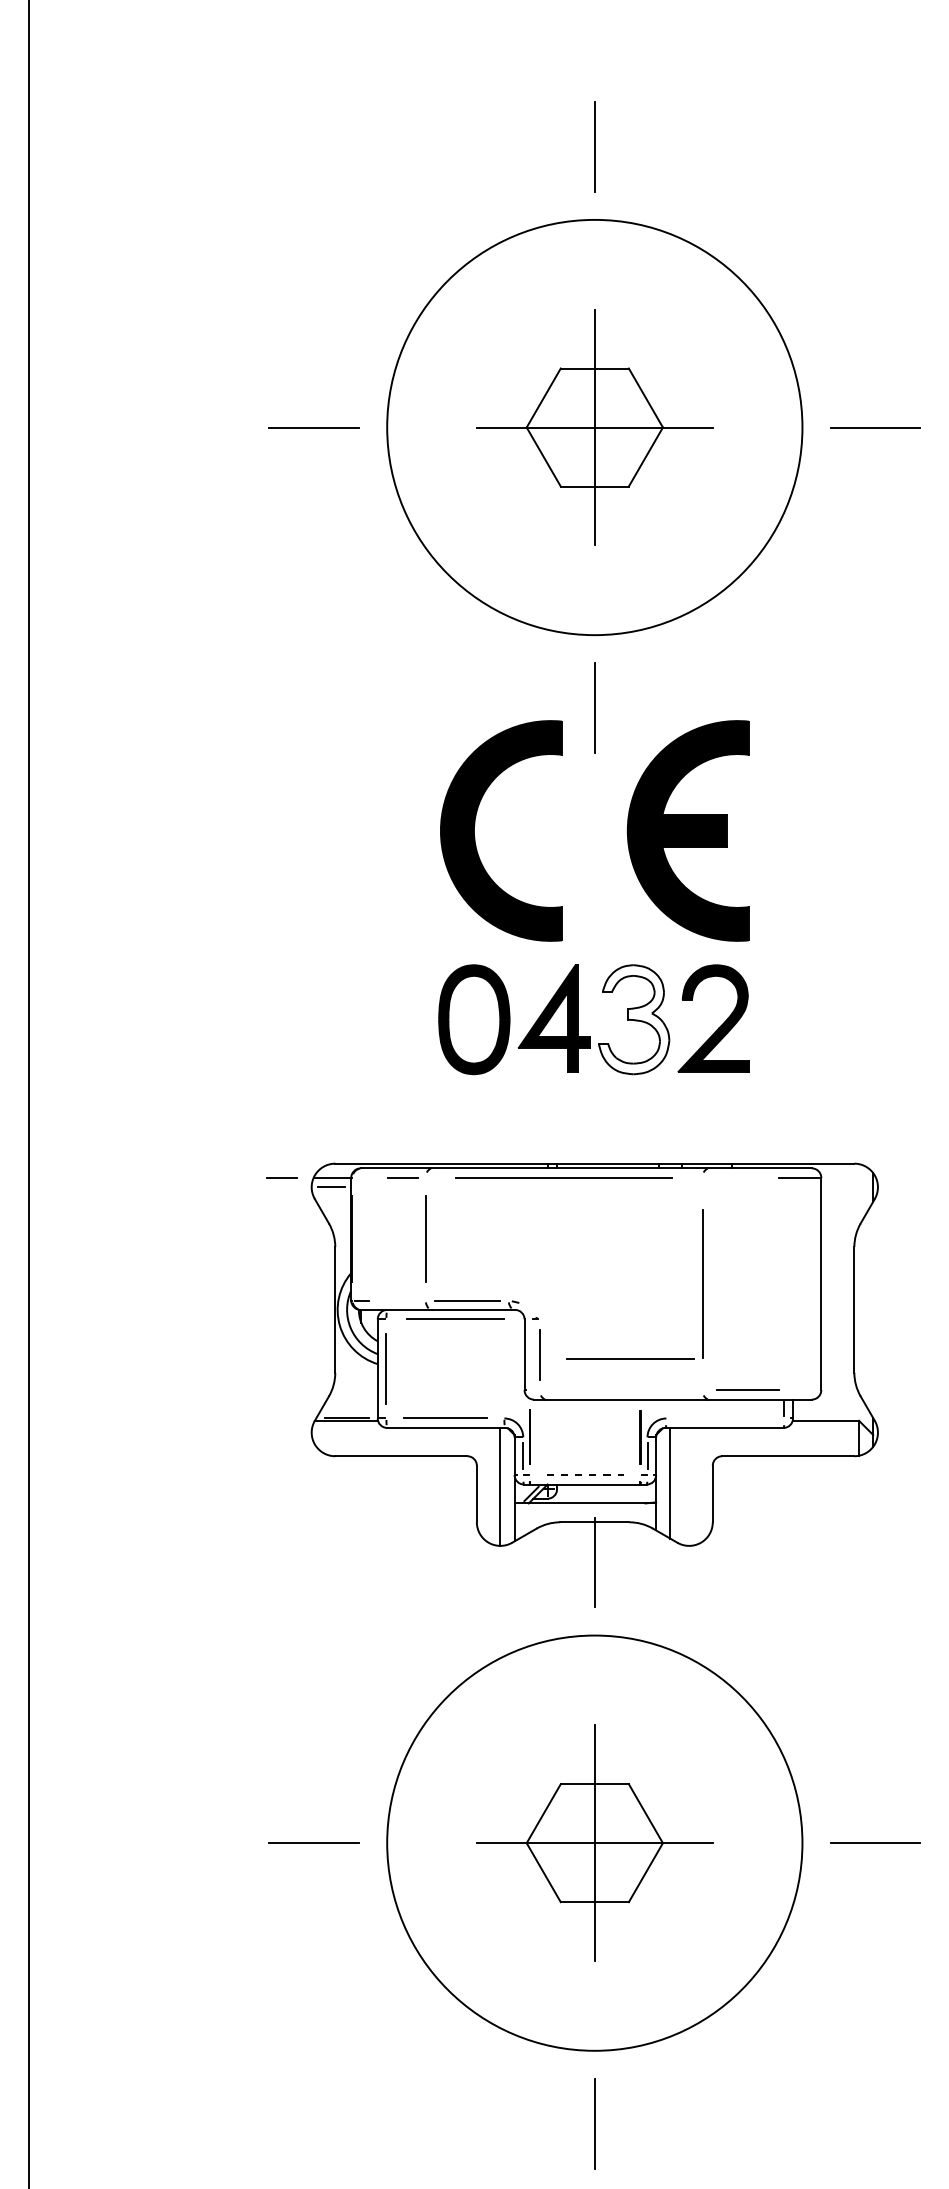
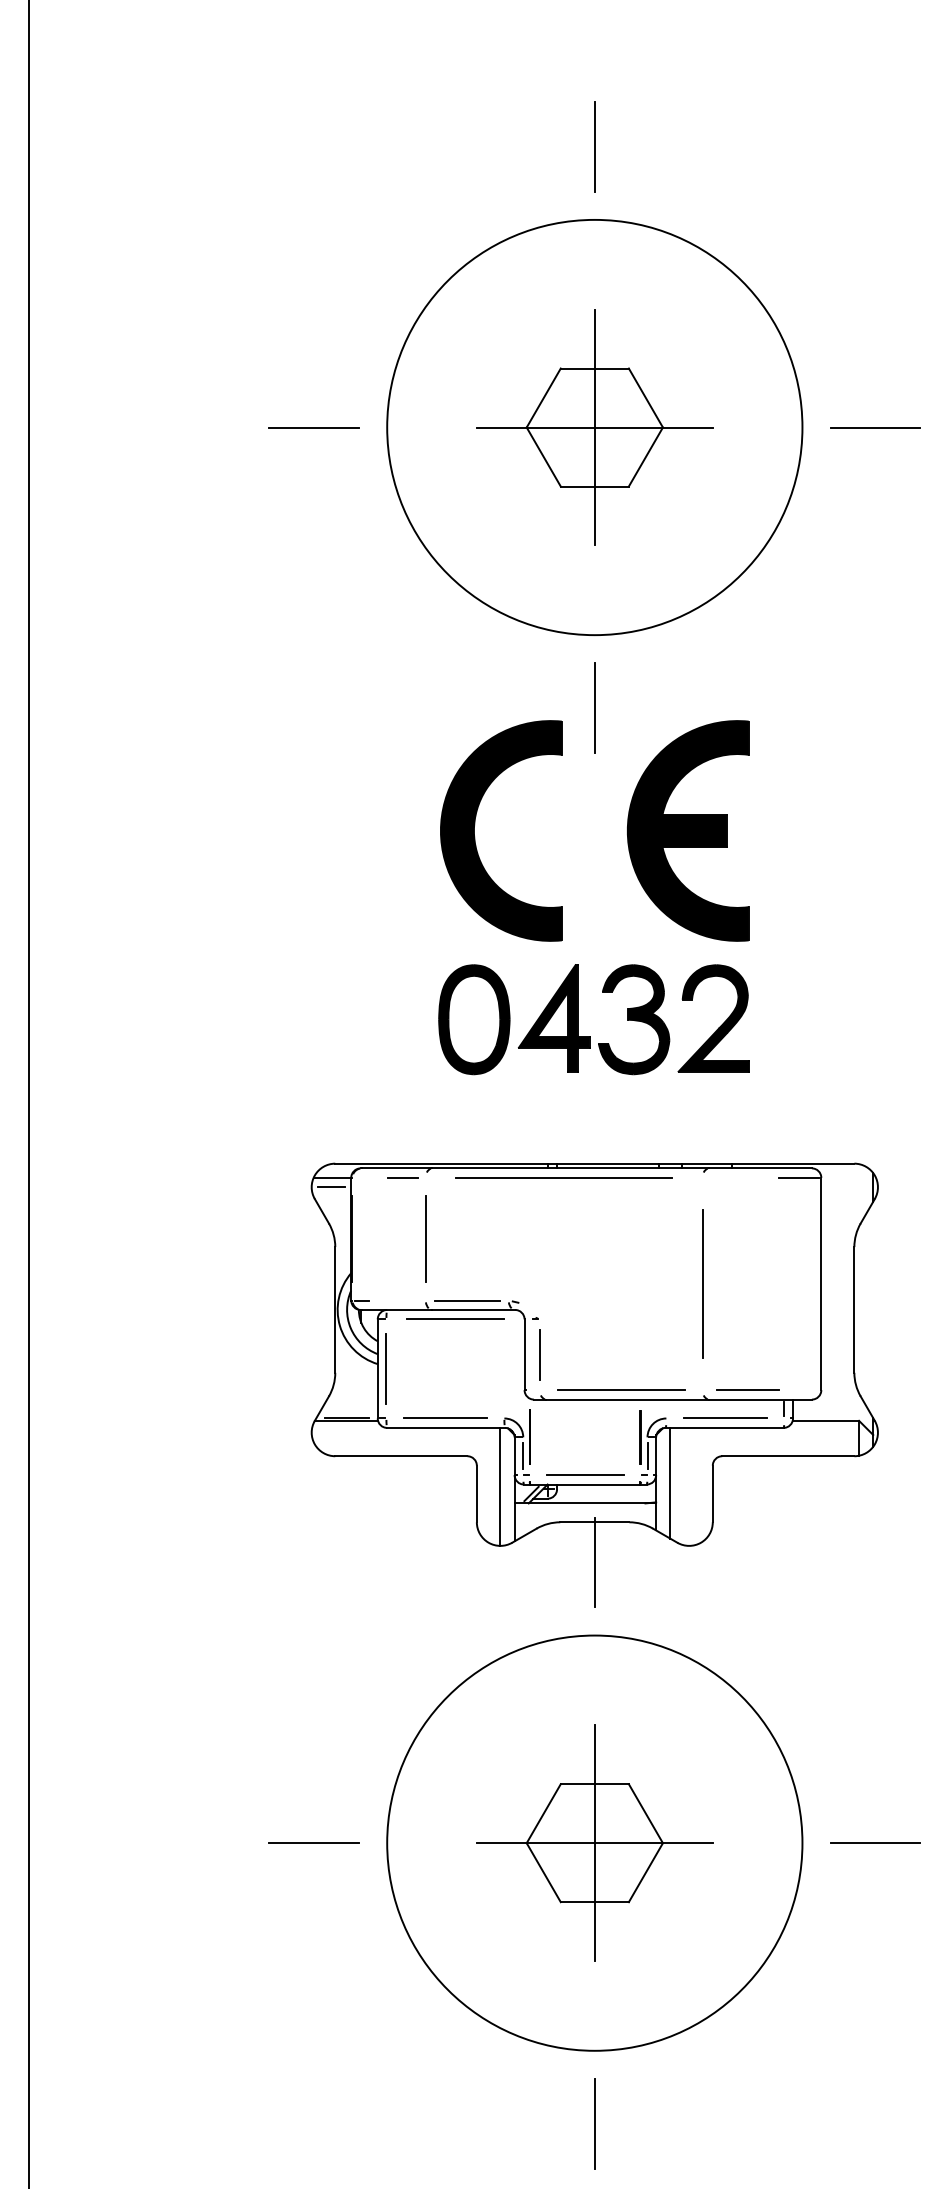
fill: none -> present (633, 1019)
line: present -> none (281, 1177)
line position: (630, 1358) -> (621, 1389) (621, 1389)
line: none -> present (725, 1418)
line: dashed -> solid (585, 1475)
